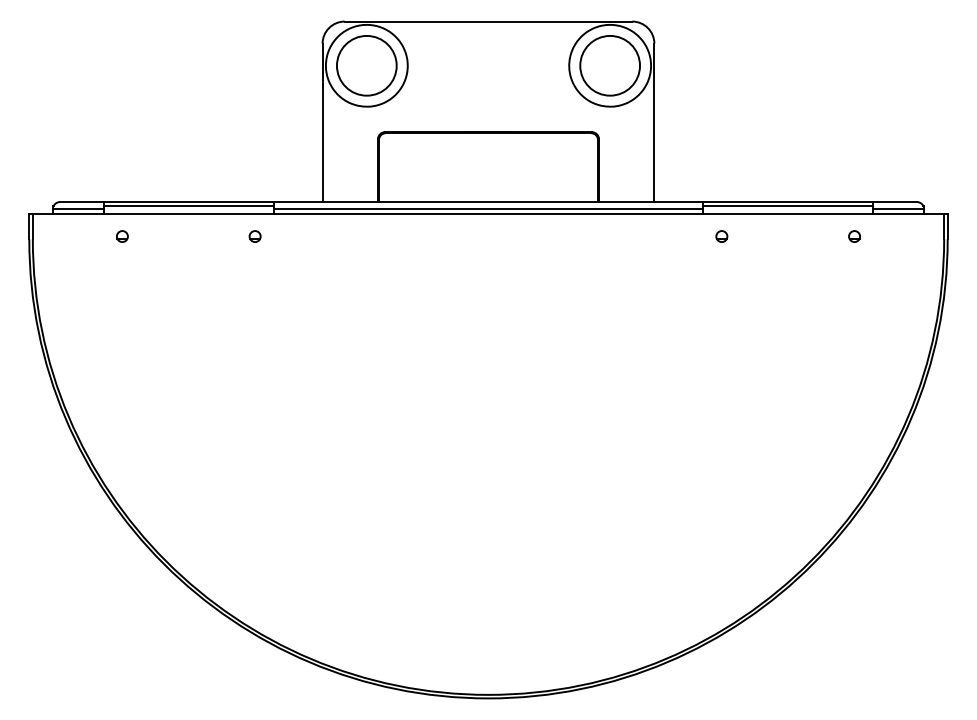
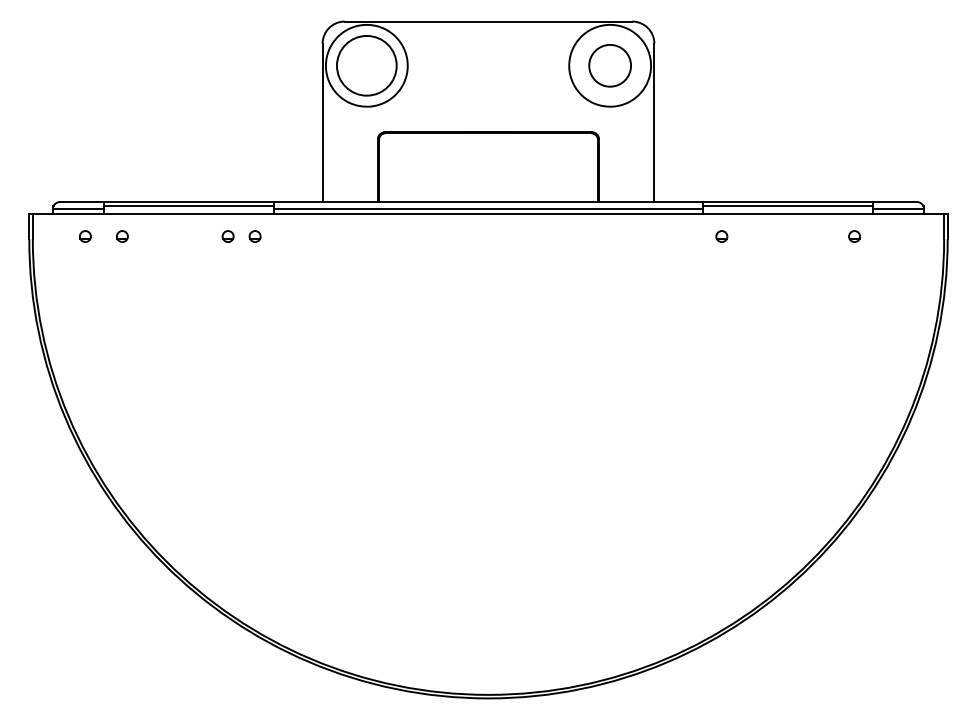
circle diameter: 60 px -> 42 px (610, 65)
part: none -> present (85, 236)
part: none -> present (227, 236)
